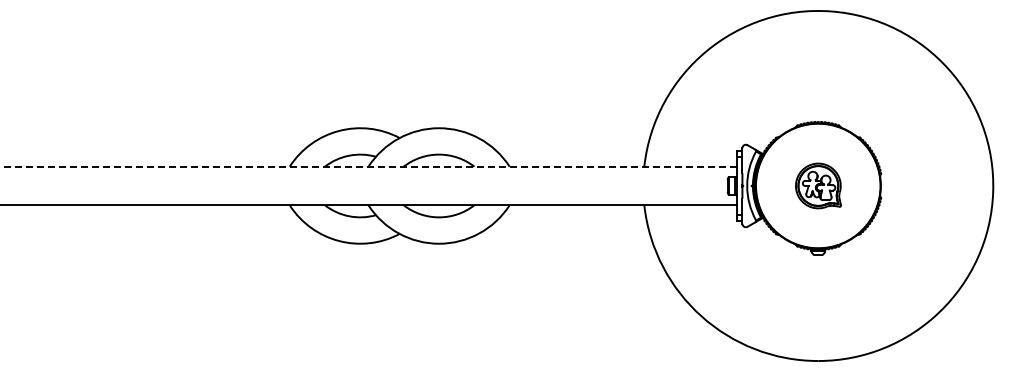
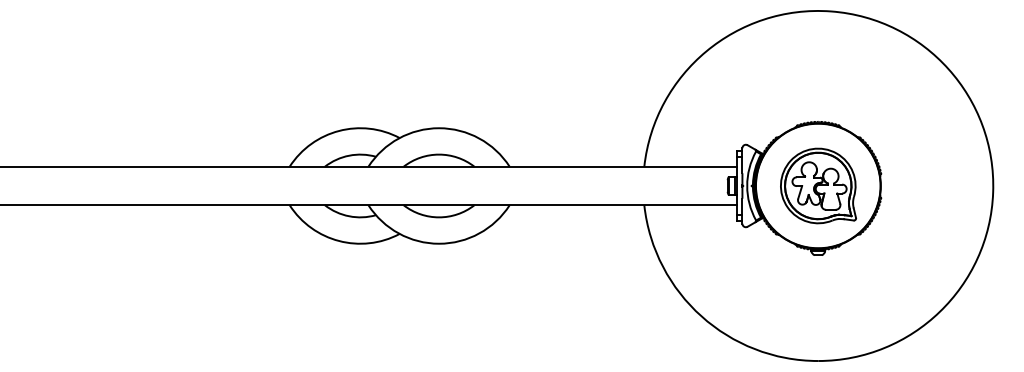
line: dashed -> solid (368, 166)
part size: 47x48 px -> 77x78 px (818, 185)
